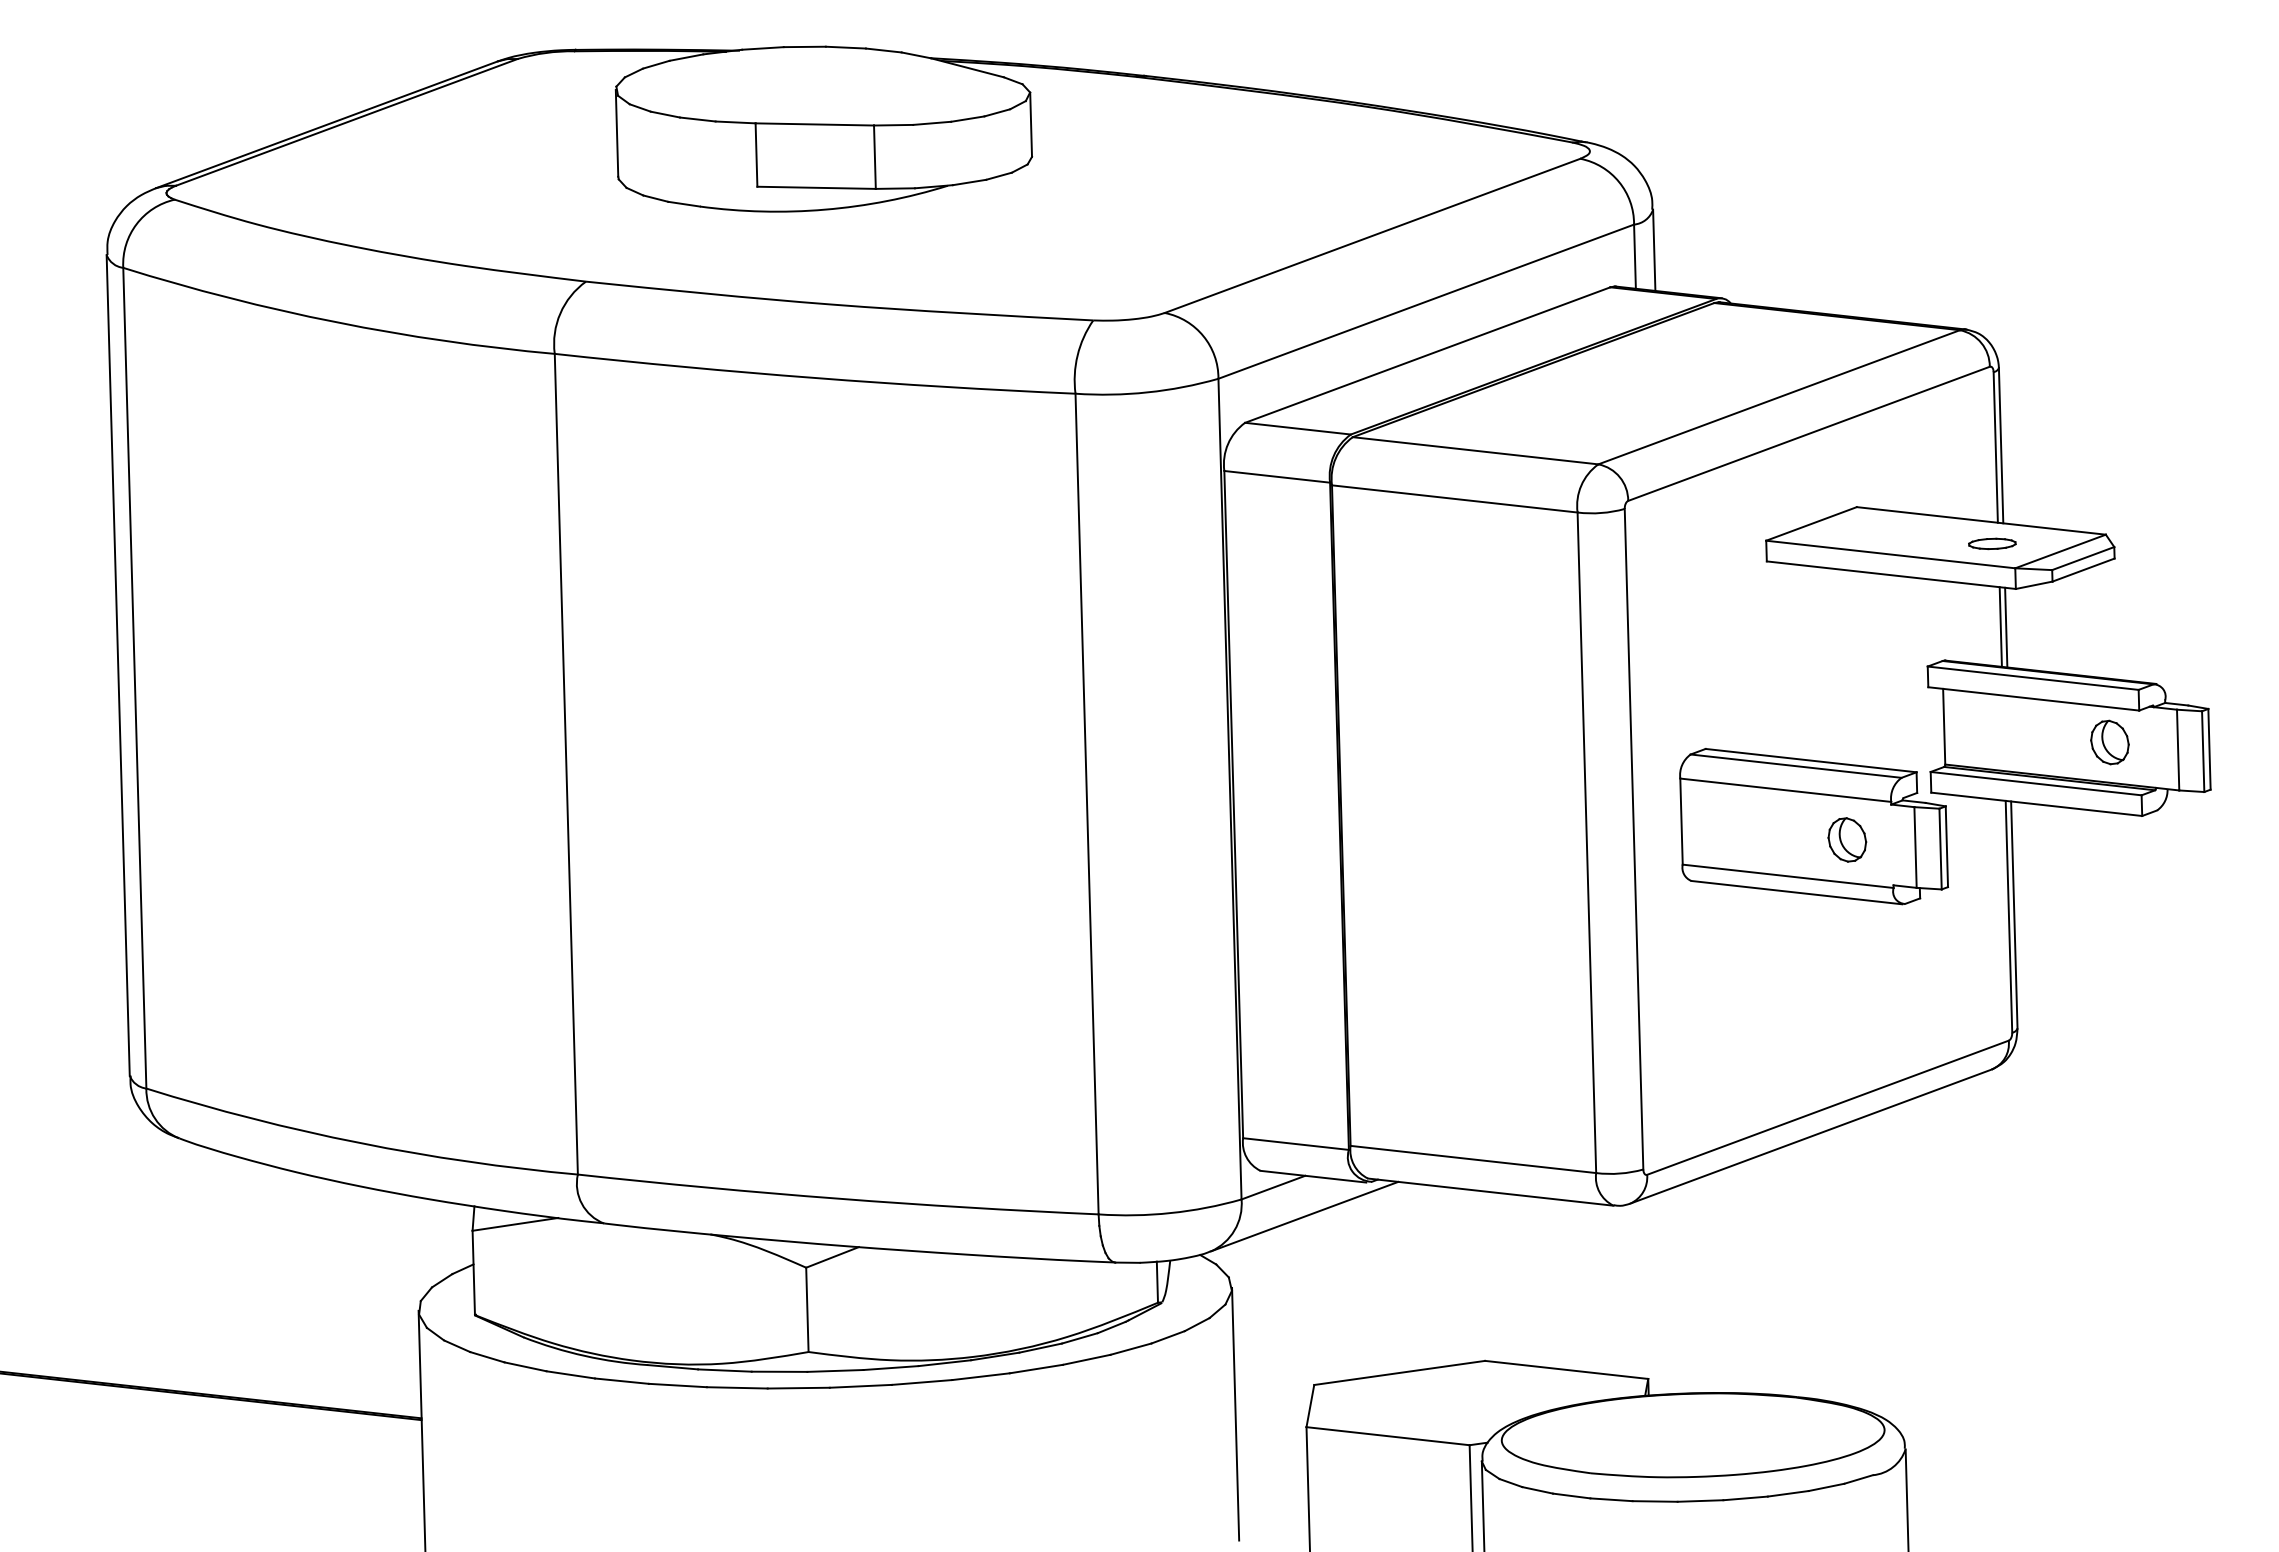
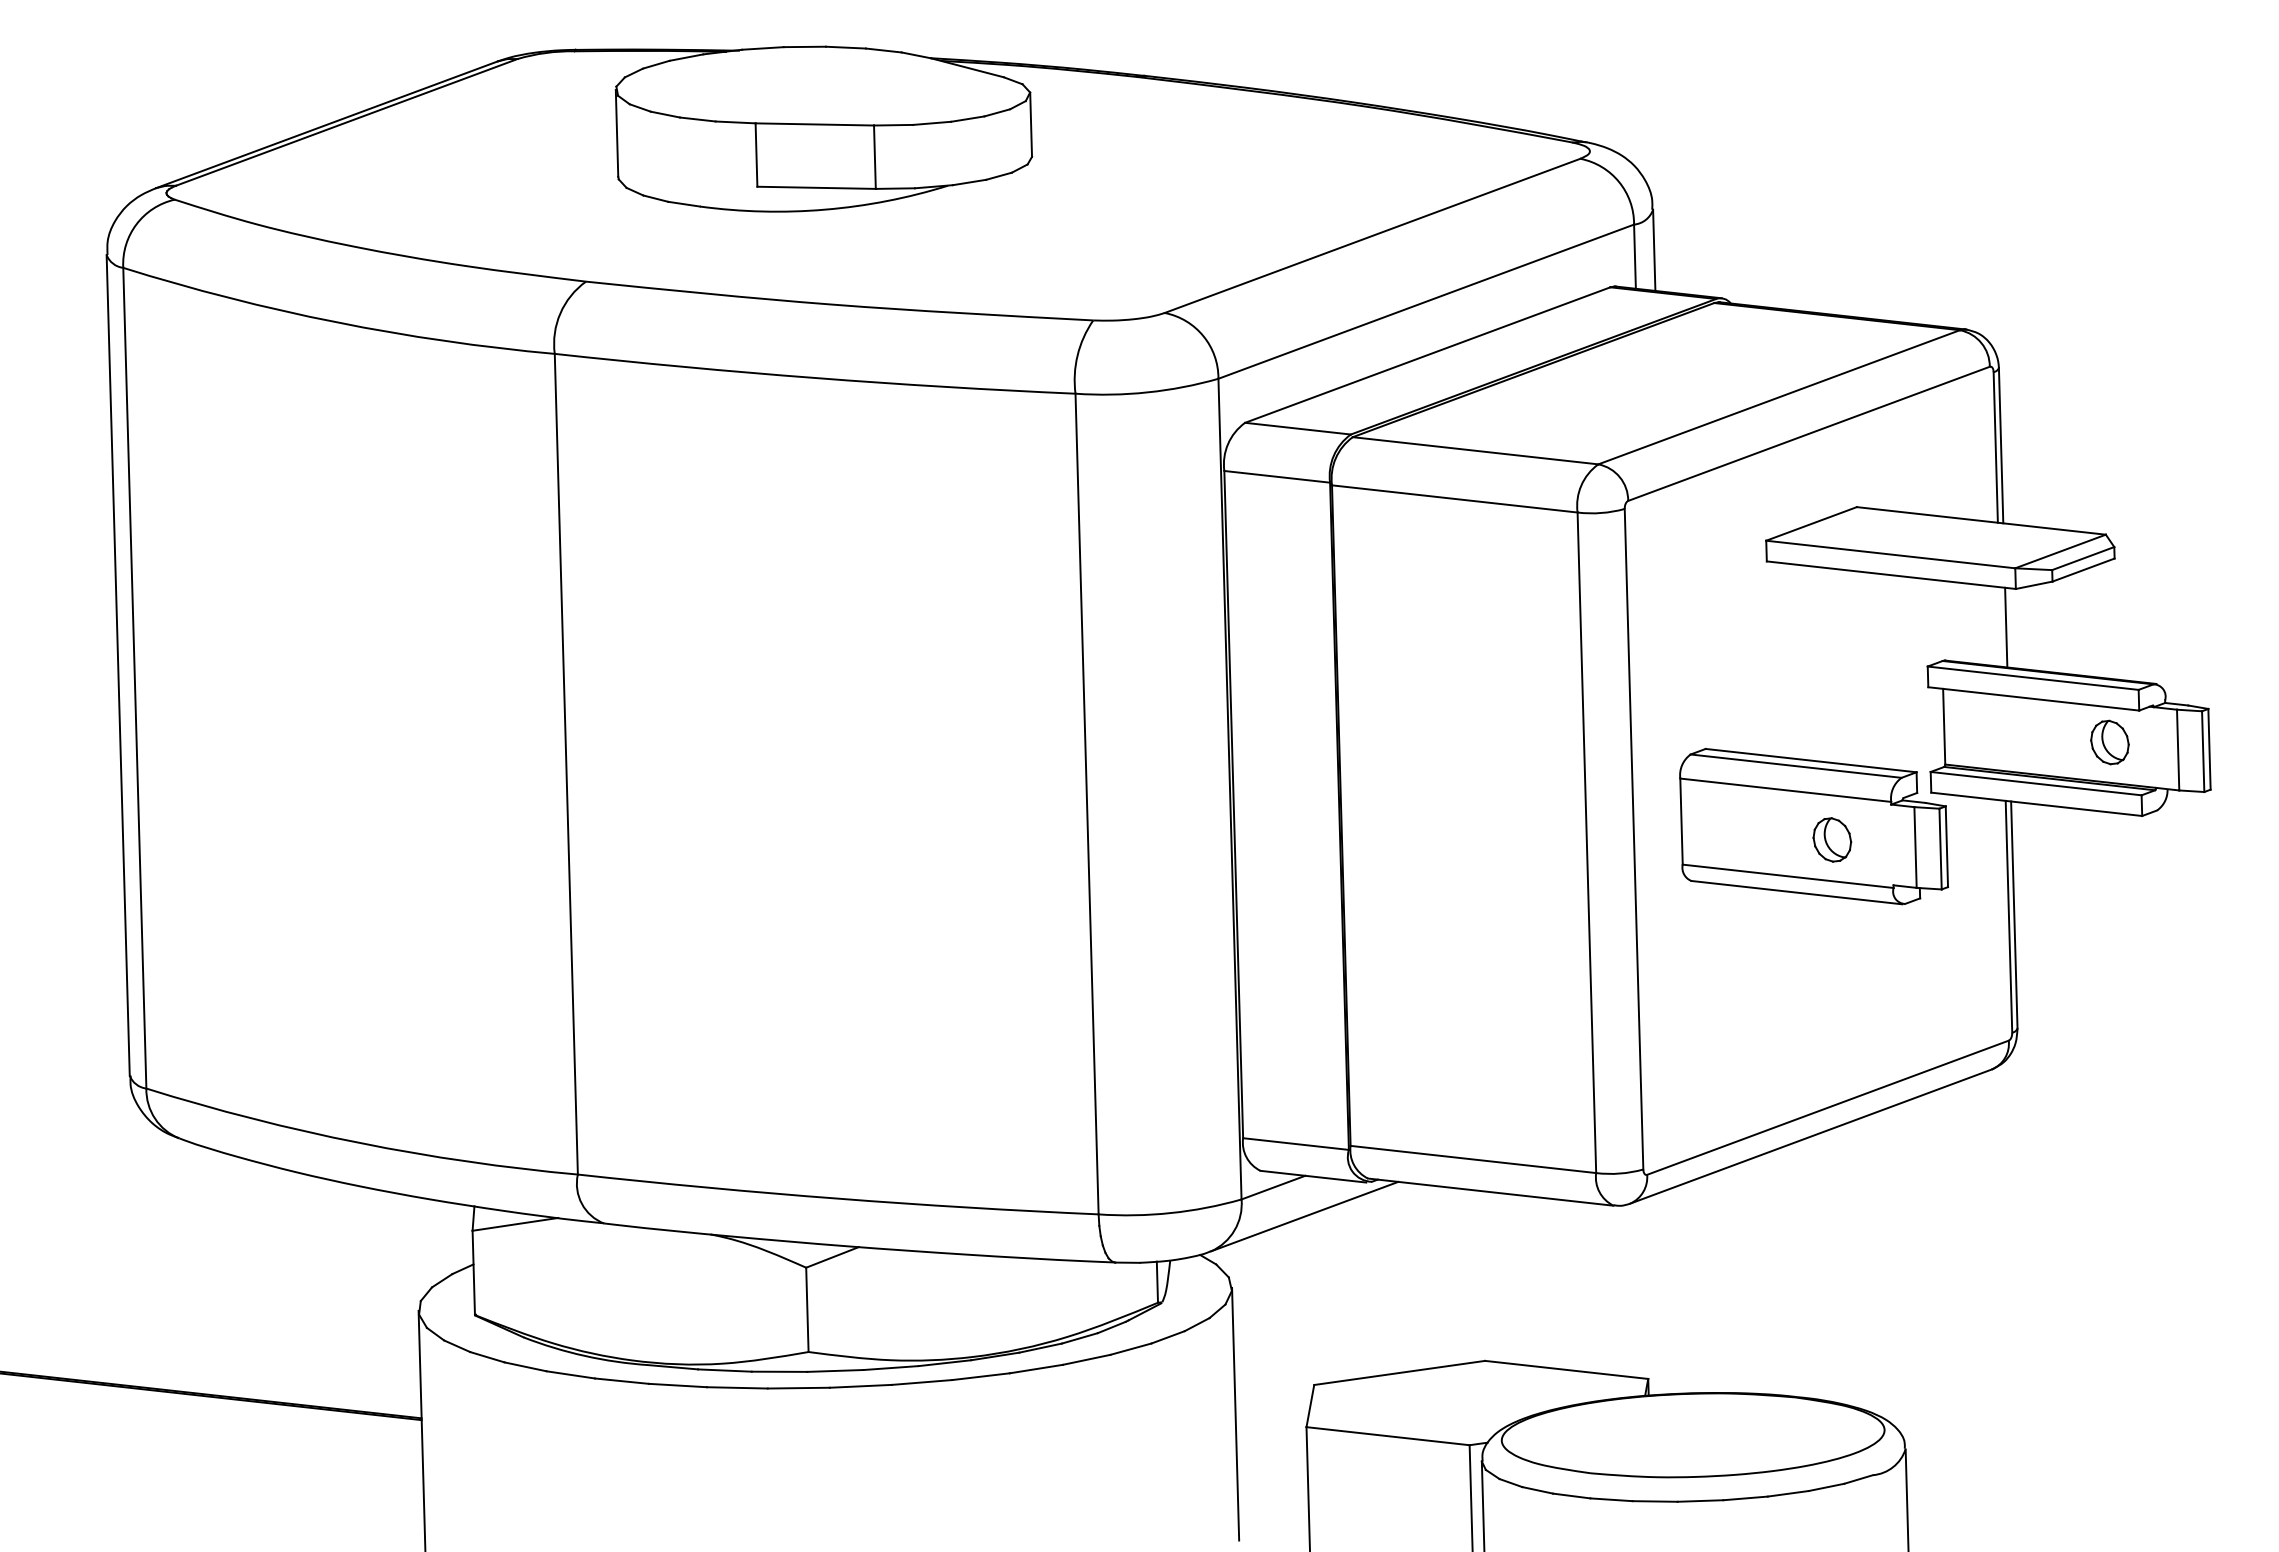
part: present -> none (1992, 543)
line: present -> none (2000, 626)
part position: (1847, 839) -> (1832, 839) (1832, 839)
